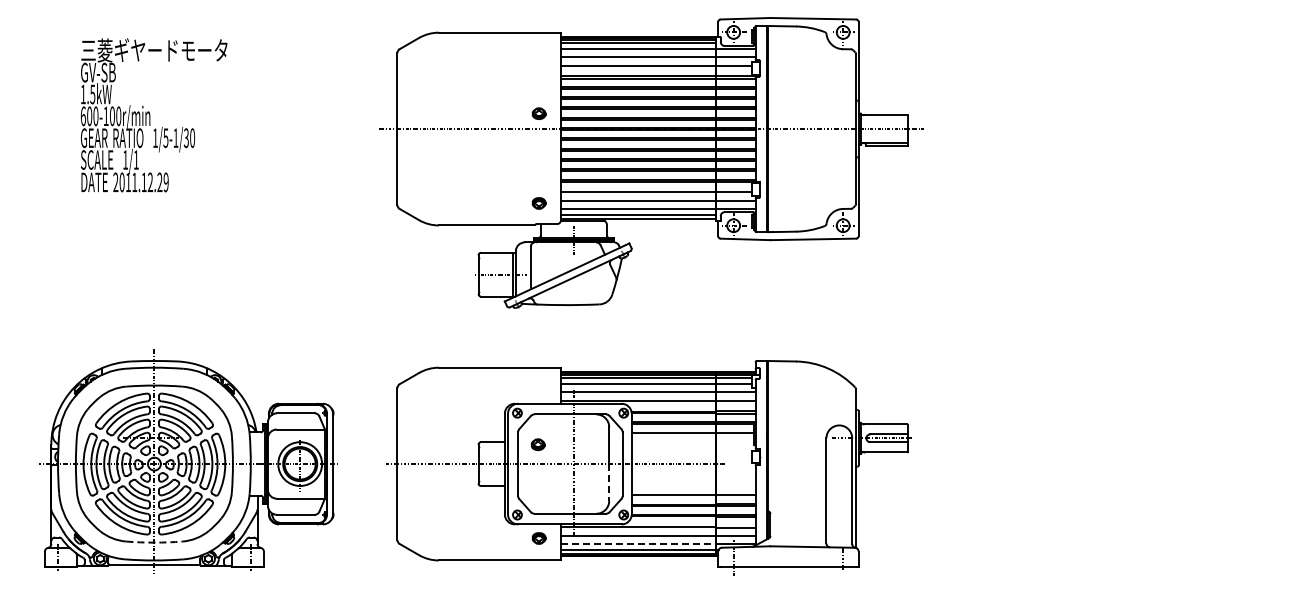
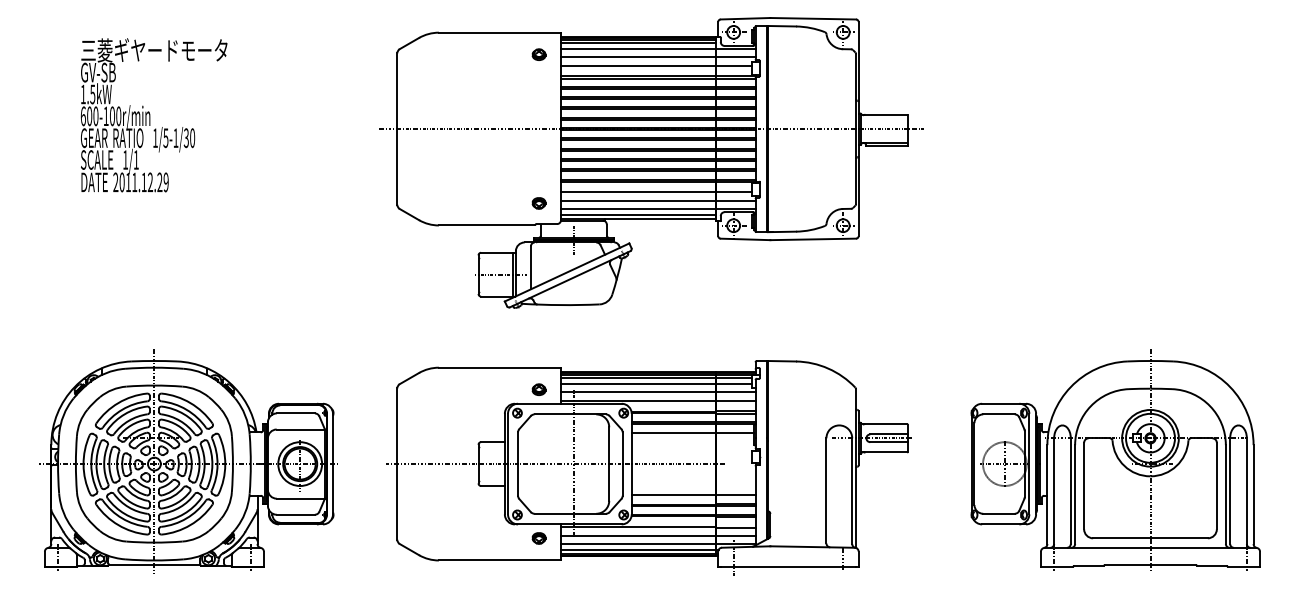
part position: (538, 113) -> (538, 54) (538, 54)
part position: (537, 444) -> (538, 389) (538, 389)
part: none -> present (1115, 459)
line: dashed -> solid (609, 482)
arc: dashed -> solid (154, 542)
line: dashed -> solid (638, 543)
